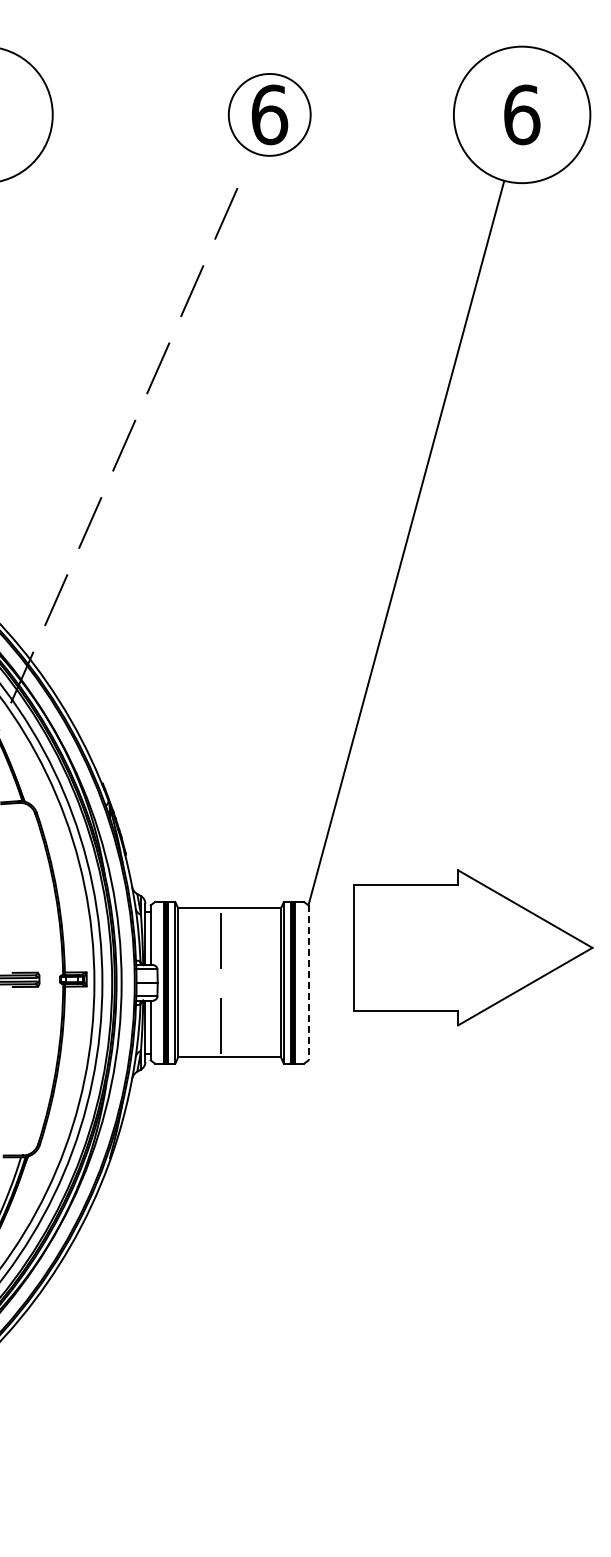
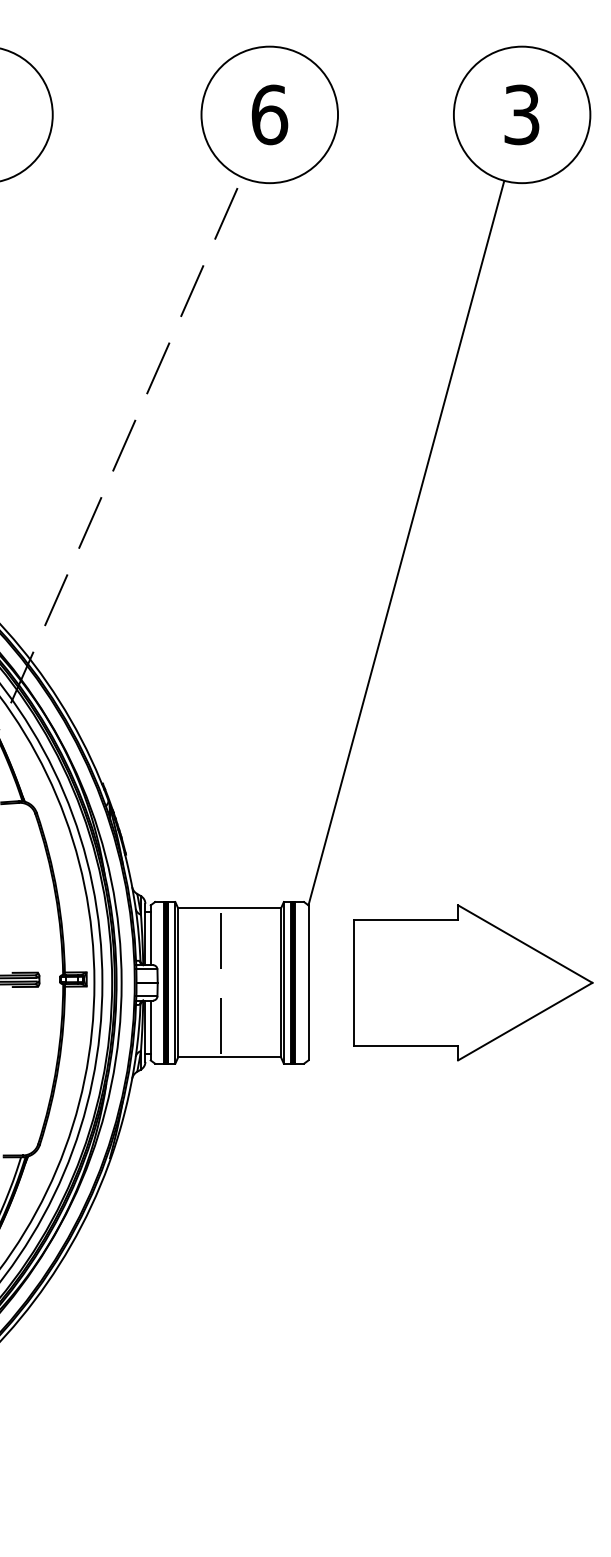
circle diameter: 82 px -> 137 px (269, 114)
text: 6 -> 3 (522, 114)
part position: (473, 947) -> (473, 982) (473, 982)
line: dashed -> solid (308, 982)
